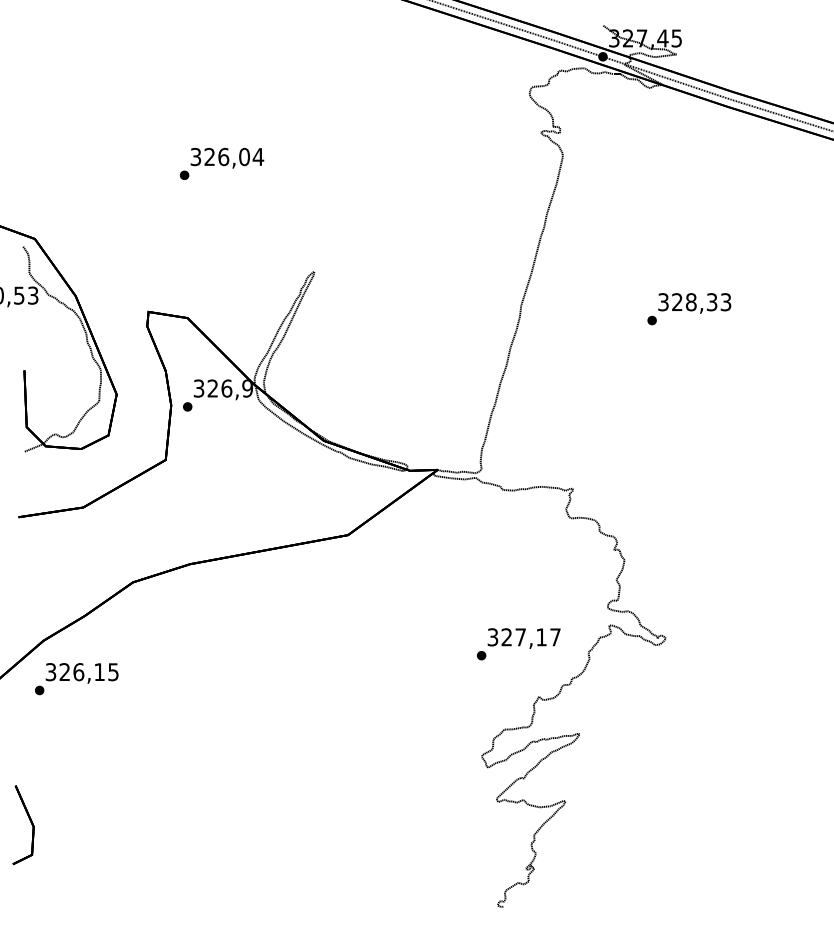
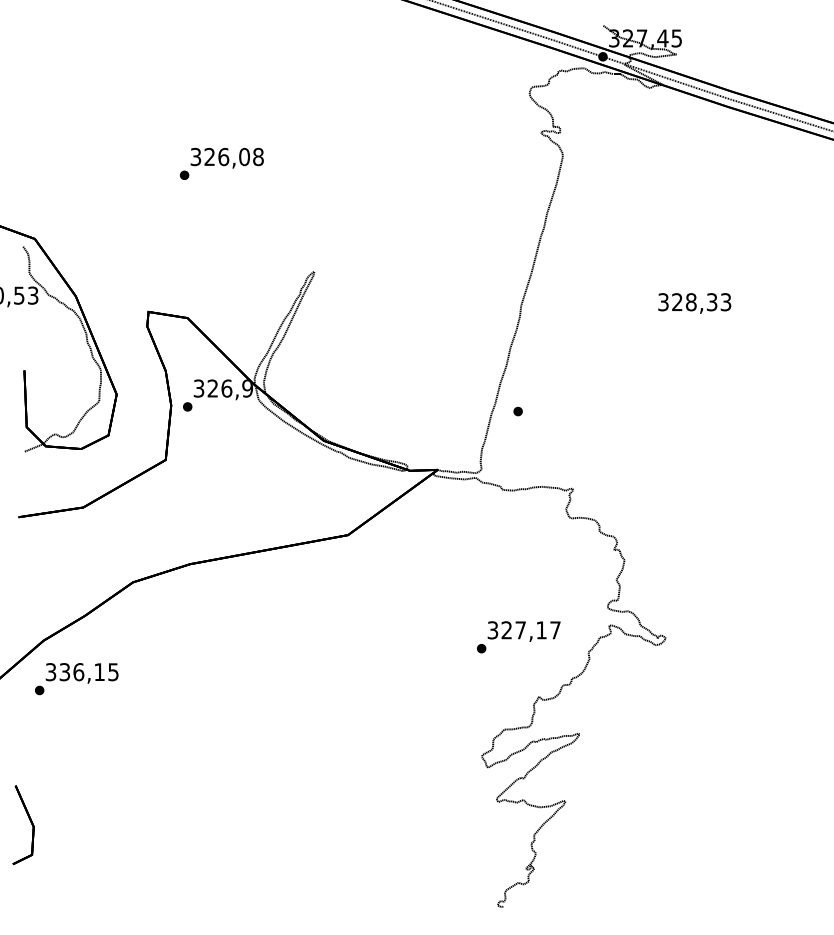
text: 326,04 -> 326,08 (258, 156)
part position: (651, 320) -> (517, 411) (517, 411)
text position: (518, 644) -> (518, 637) (518, 637)
text: 326,15 -> 336,15 (64, 672)
